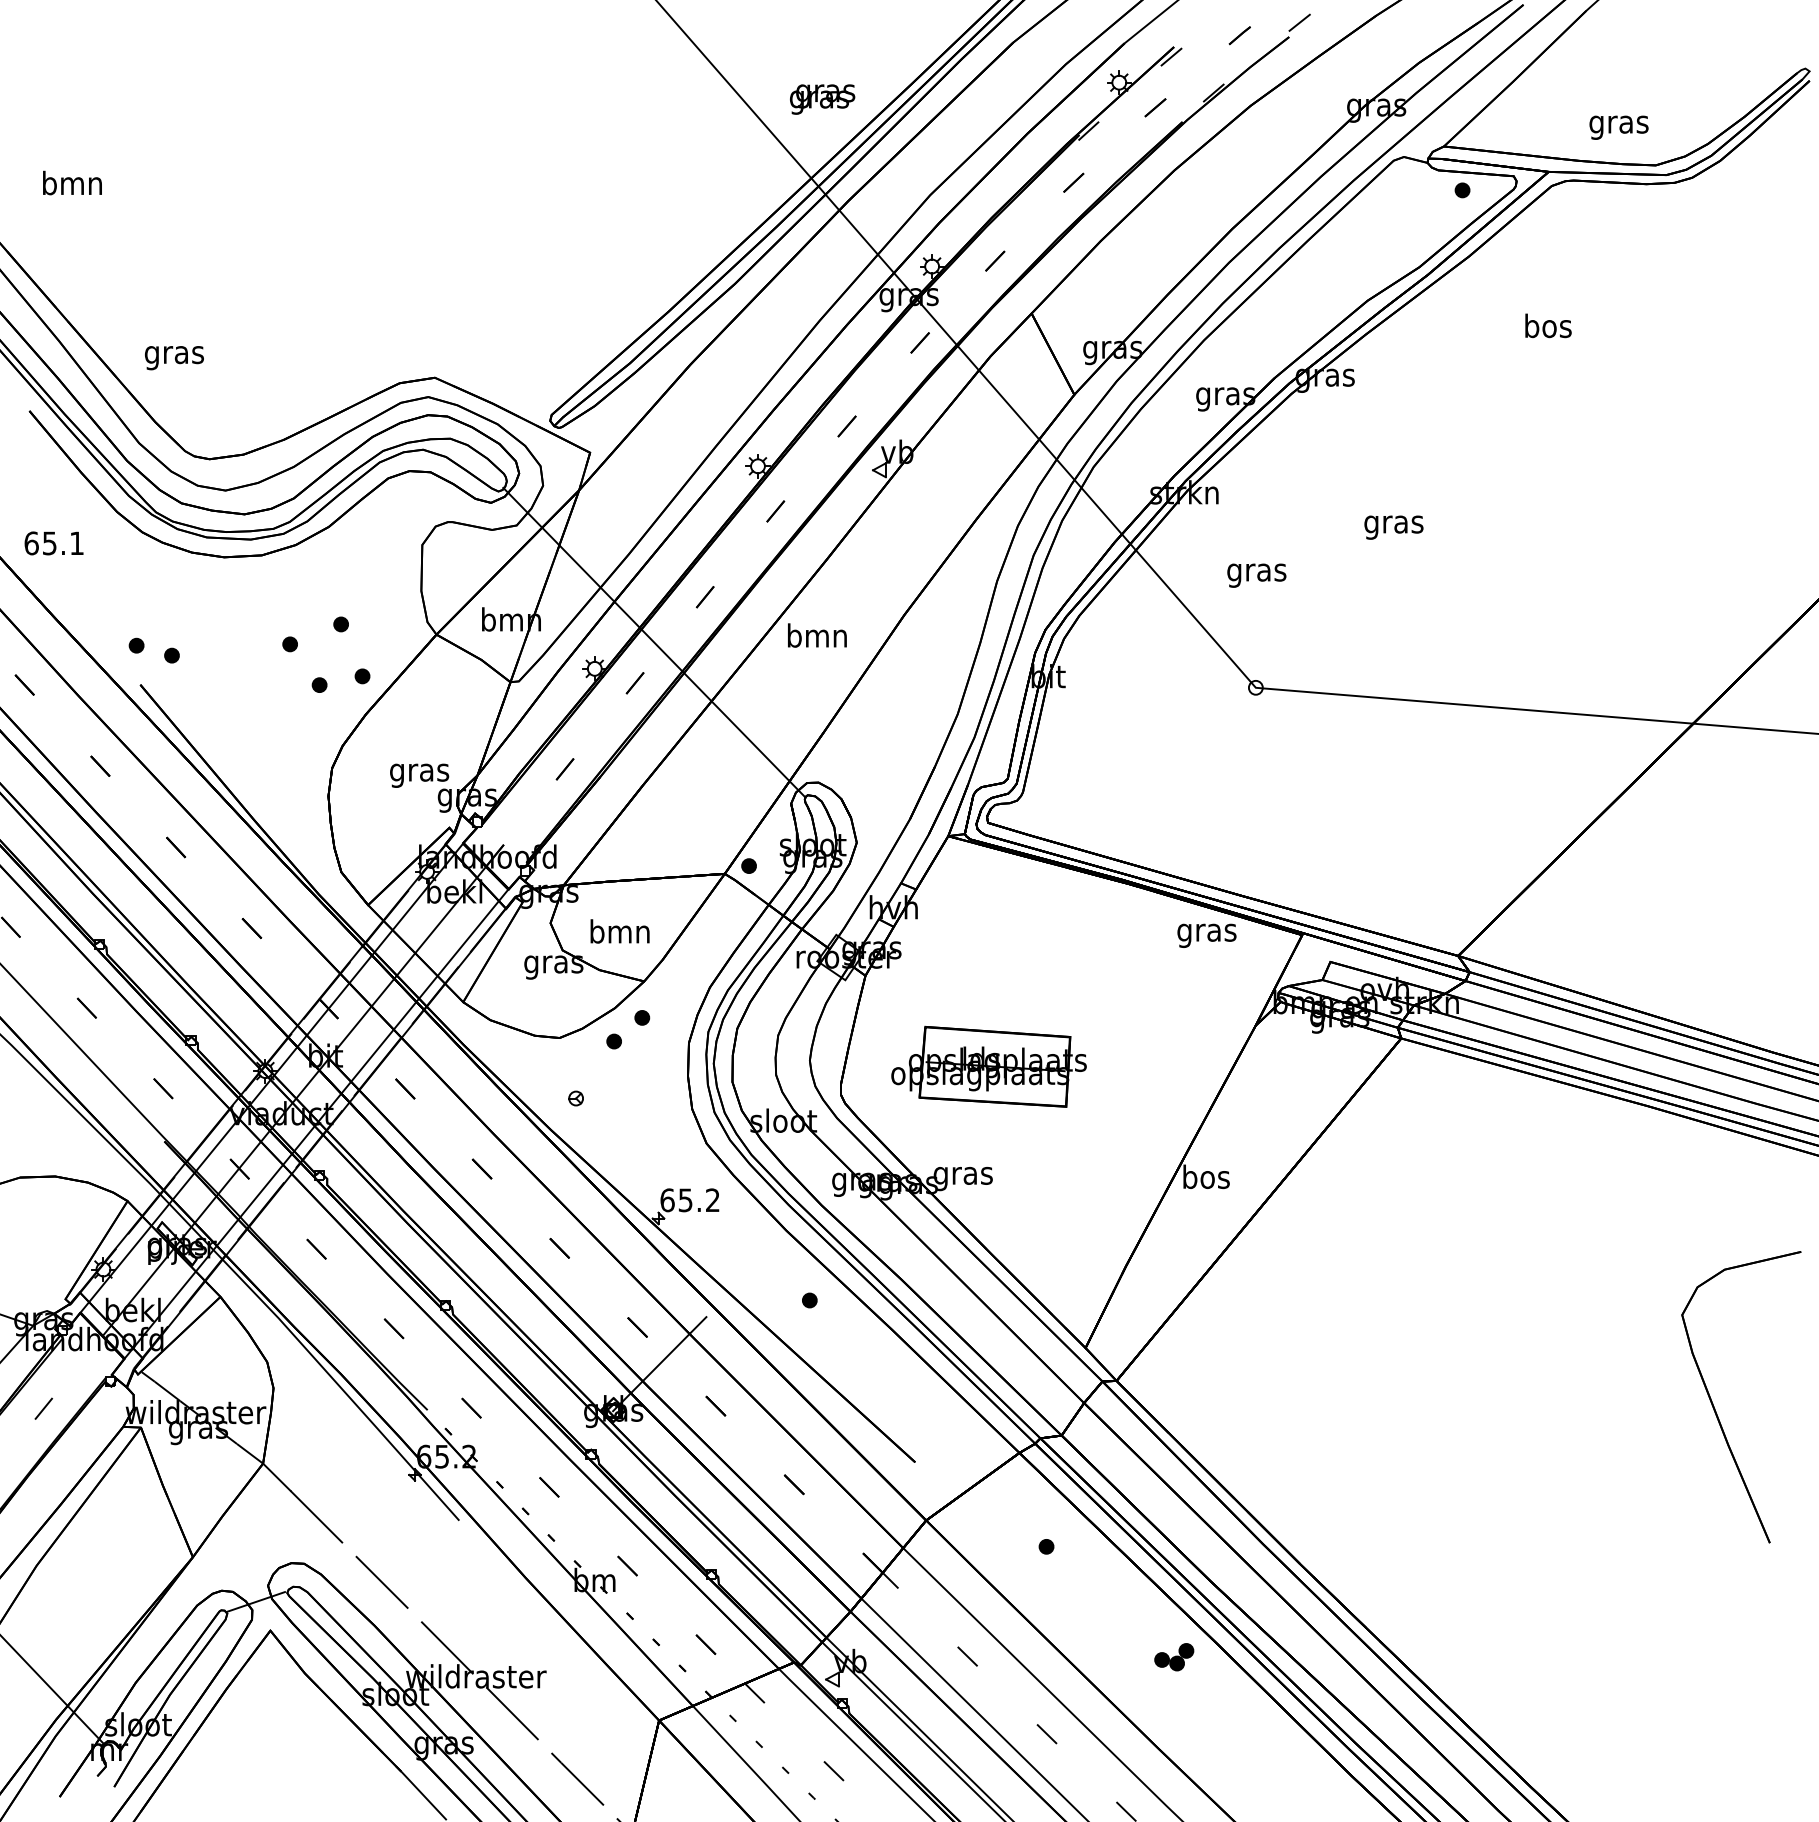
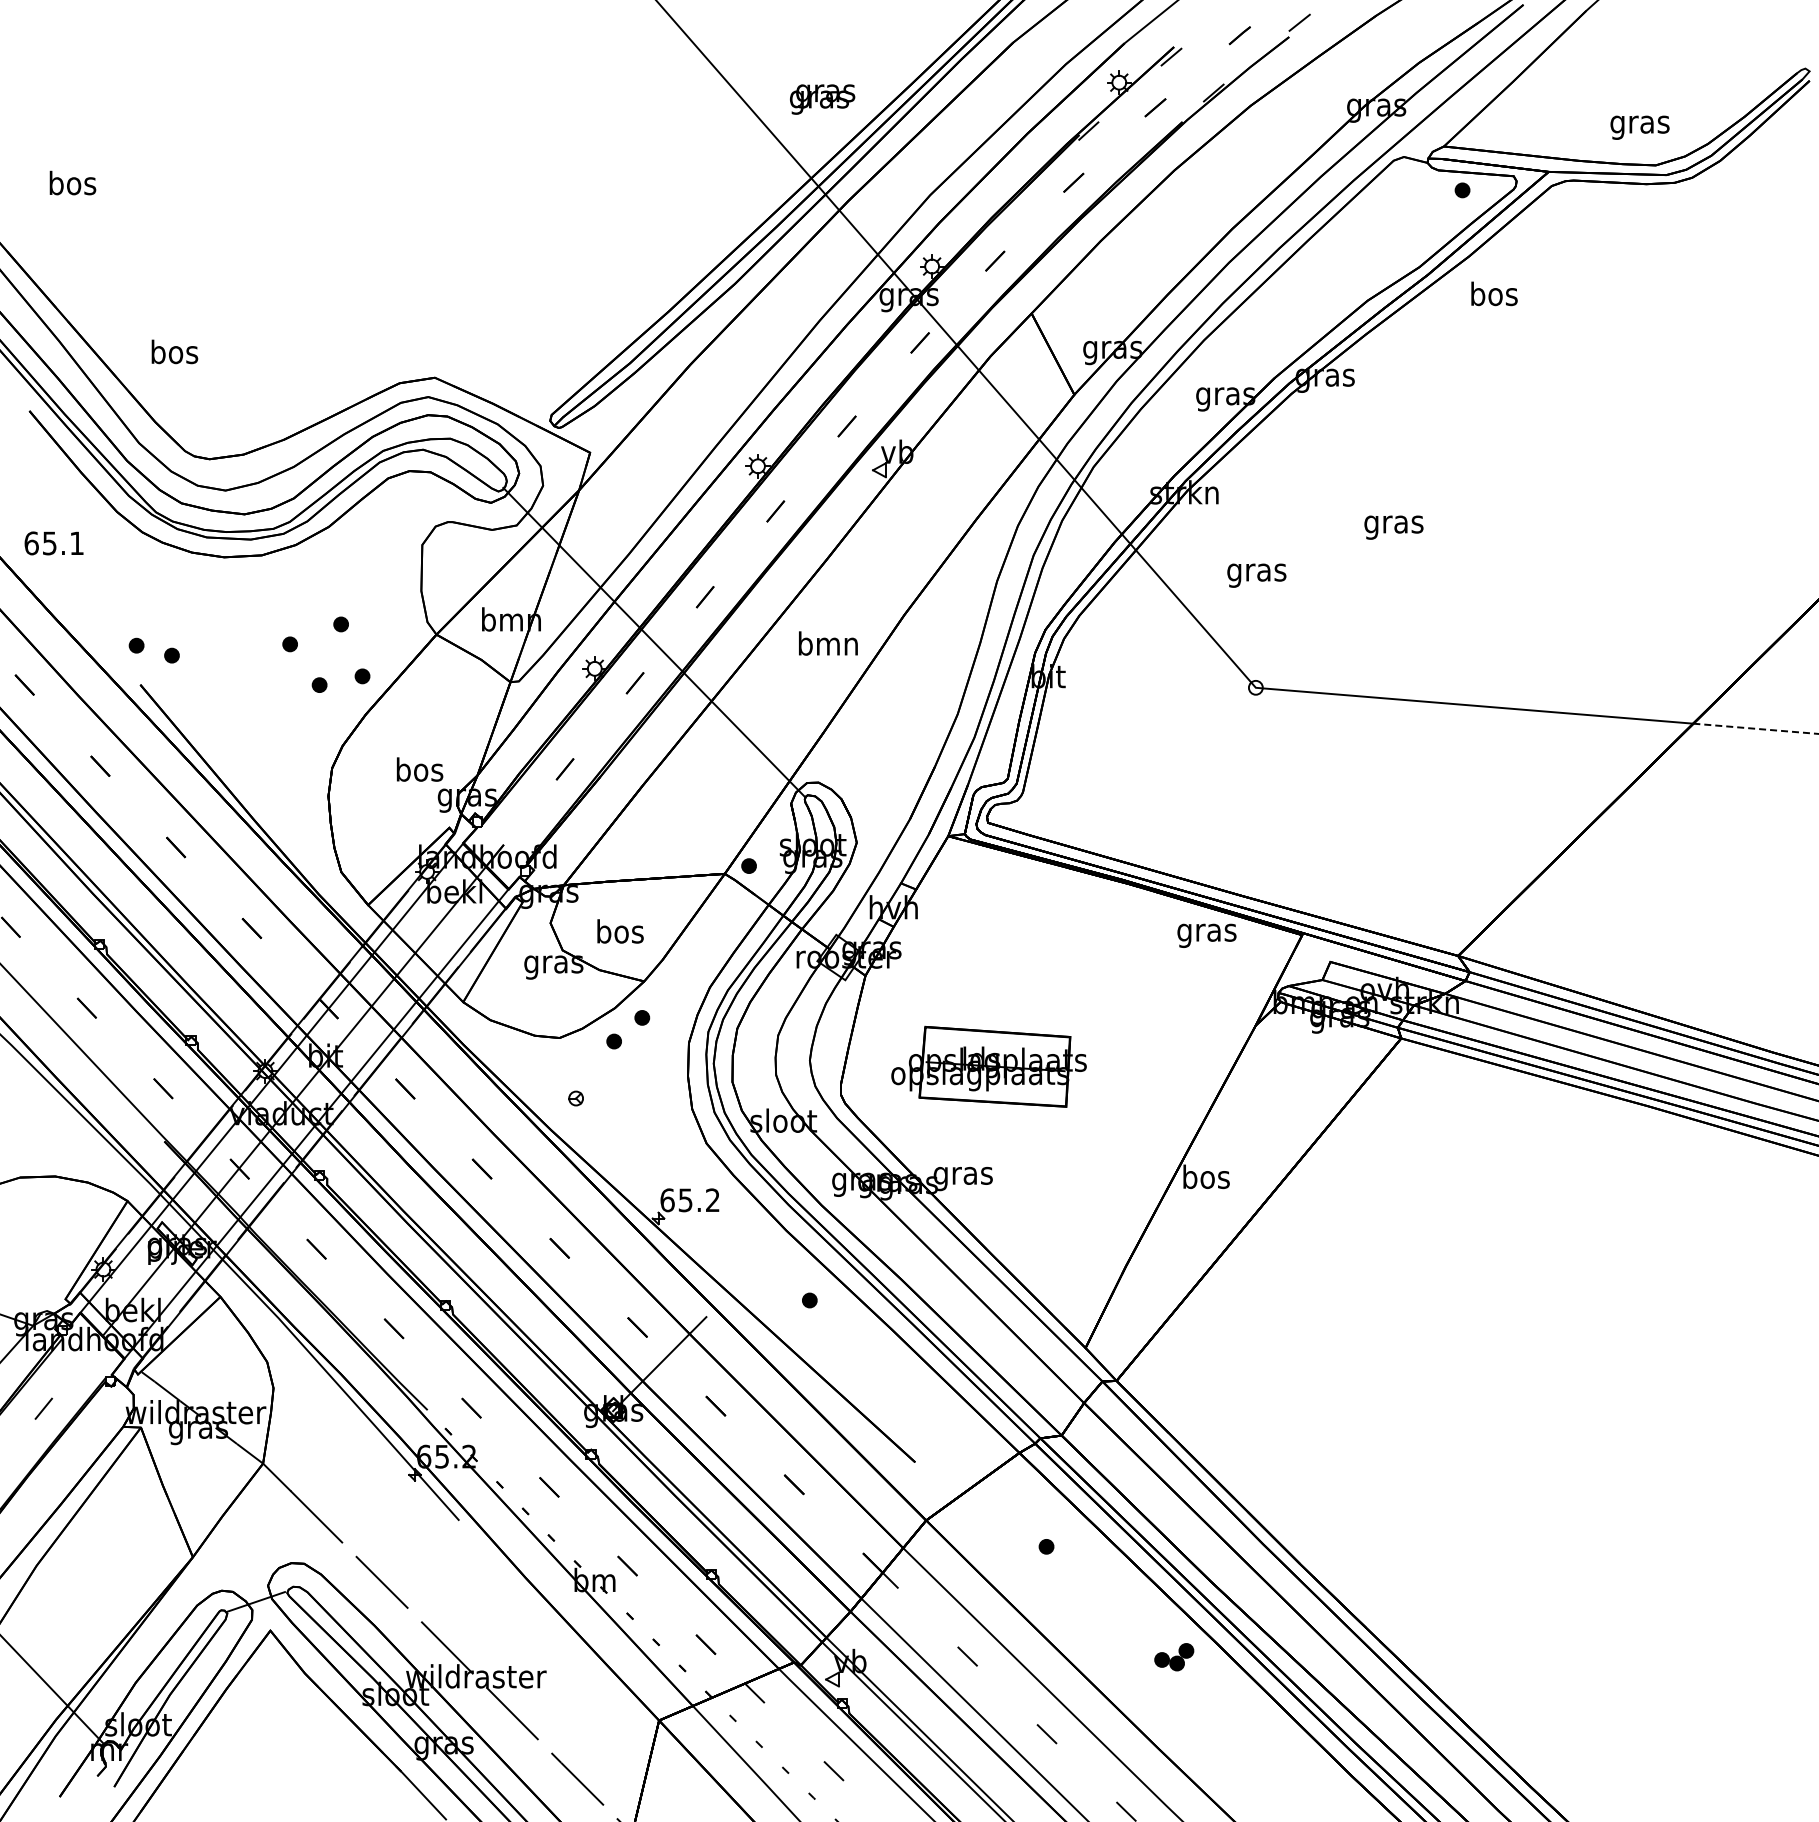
text position: (1618, 127) -> (1639, 127) (1639, 127)
text: bmn -> bos (72, 182)
text position: (1548, 325) -> (1494, 293) (1494, 293)
text: gras -> bos (173, 354)
text position: (817, 635) -> (828, 643) (828, 643)
line: solid -> dashed (1756, 728)
text: gras -> bos (419, 772)
text: bmn -> bos (619, 931)
part: present -> none (1715, 1408)
